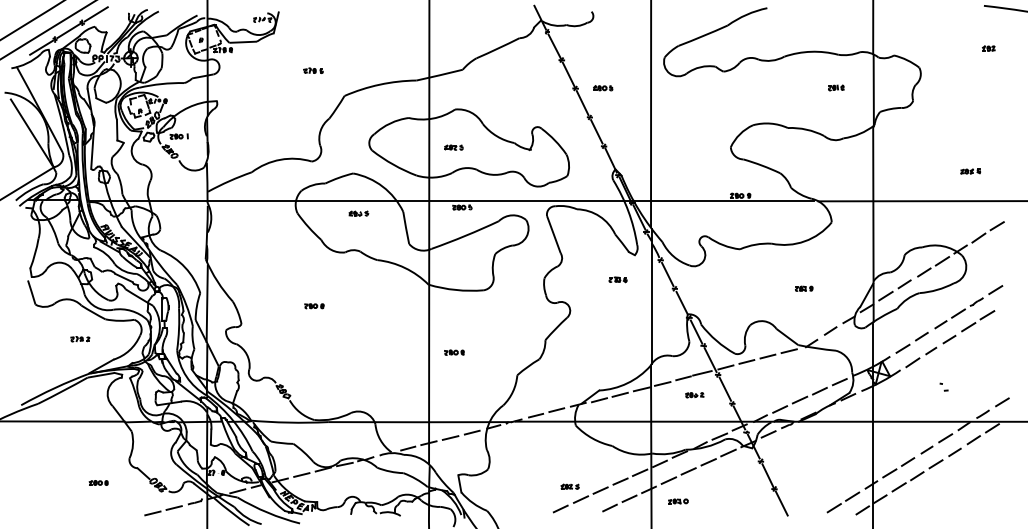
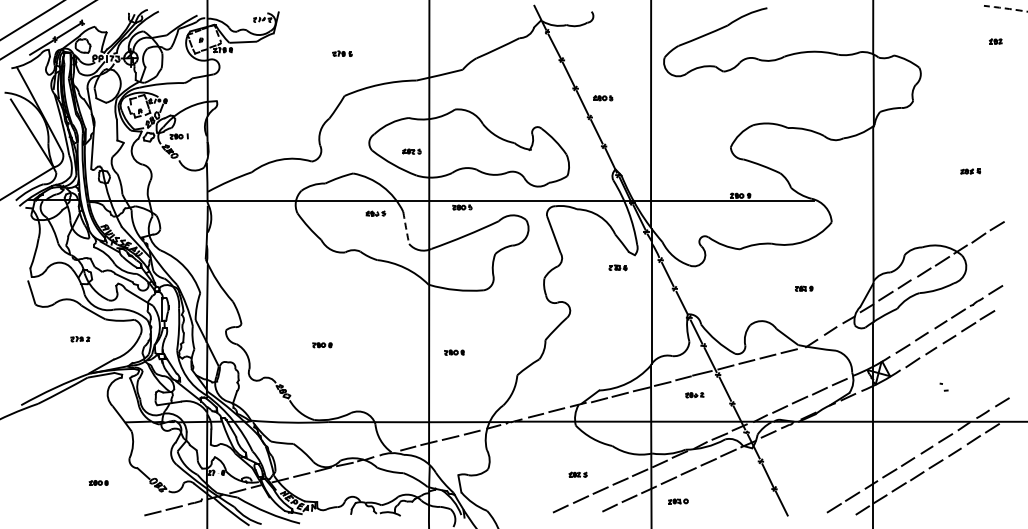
arc: solid -> dashed (1005, 8)
line: present -> none (95, 14)
part position: (988, 48) -> (995, 41) (995, 41)
part position: (313, 70) -> (342, 53) (342, 53)
part: present -> none (836, 87)
part position: (603, 88) -> (603, 98) (603, 98)
part position: (453, 147) -> (411, 151) (411, 151)
line: present -> none (921, 201)
part position: (358, 213) -> (375, 213) (375, 213)
arc: solid -> dashed (406, 227)
part position: (617, 279) -> (617, 267) (617, 267)
part position: (314, 306) -> (322, 345) (322, 345)
line: present -> none (63, 421)
part position: (569, 486) -> (577, 474) (577, 474)
